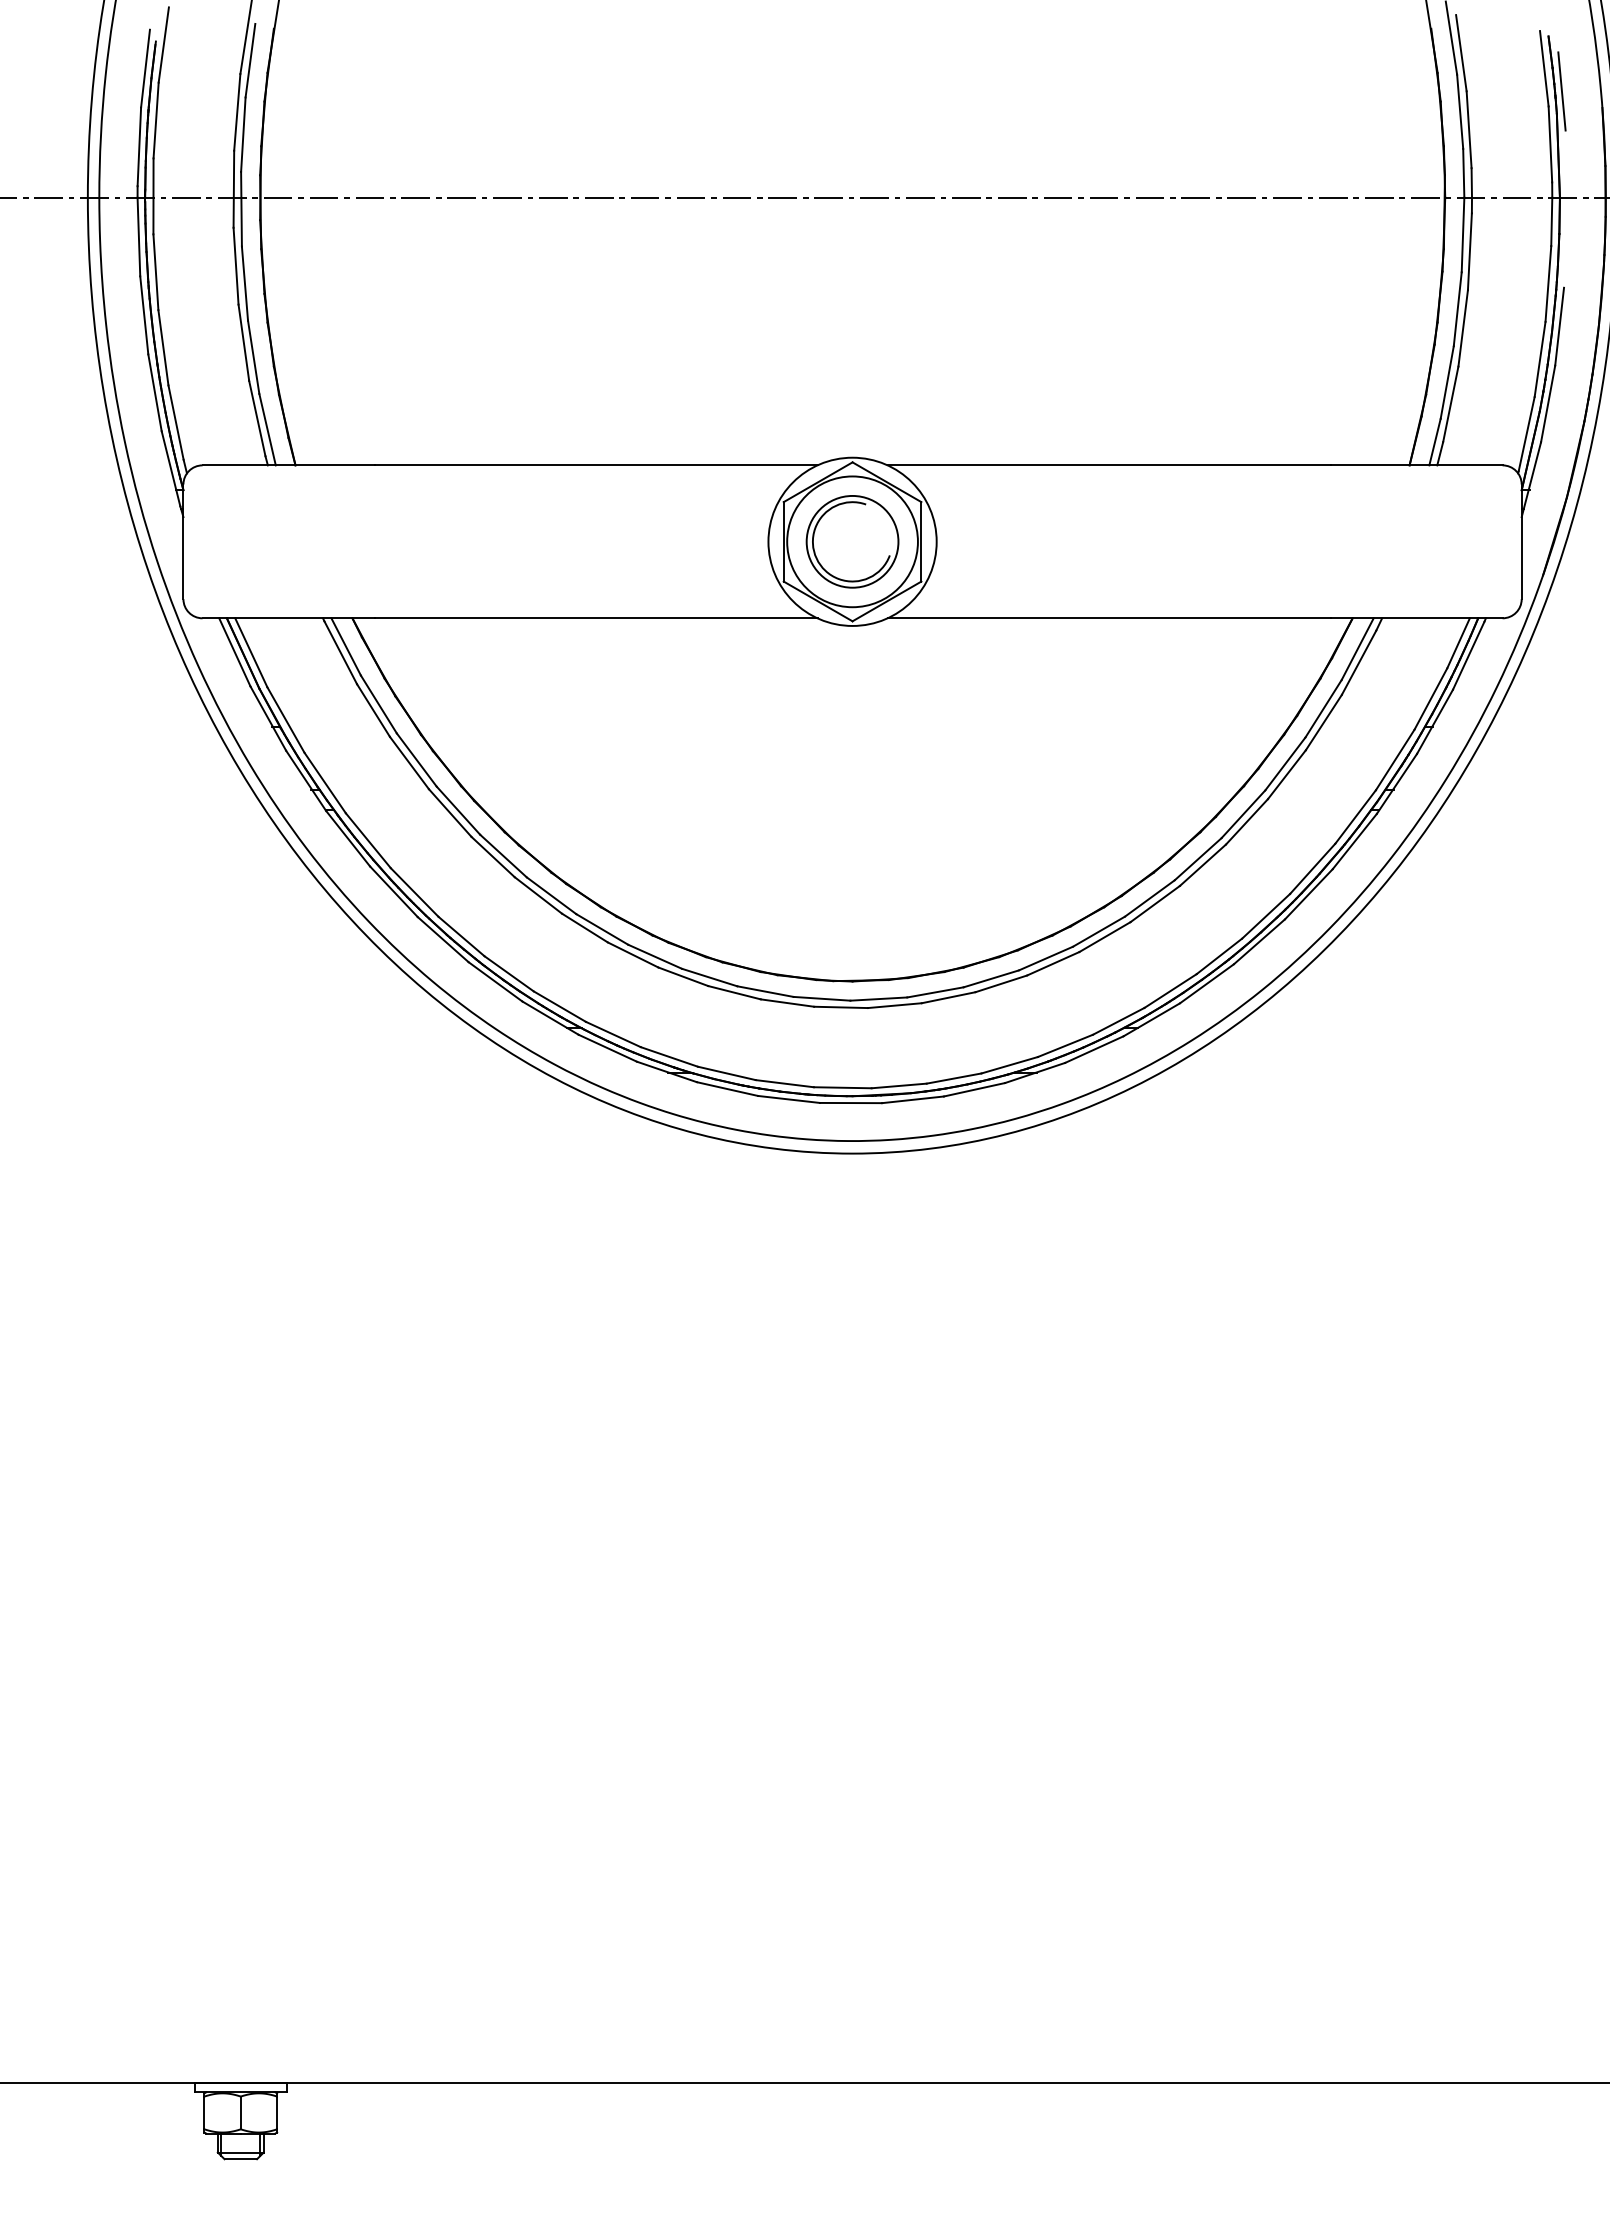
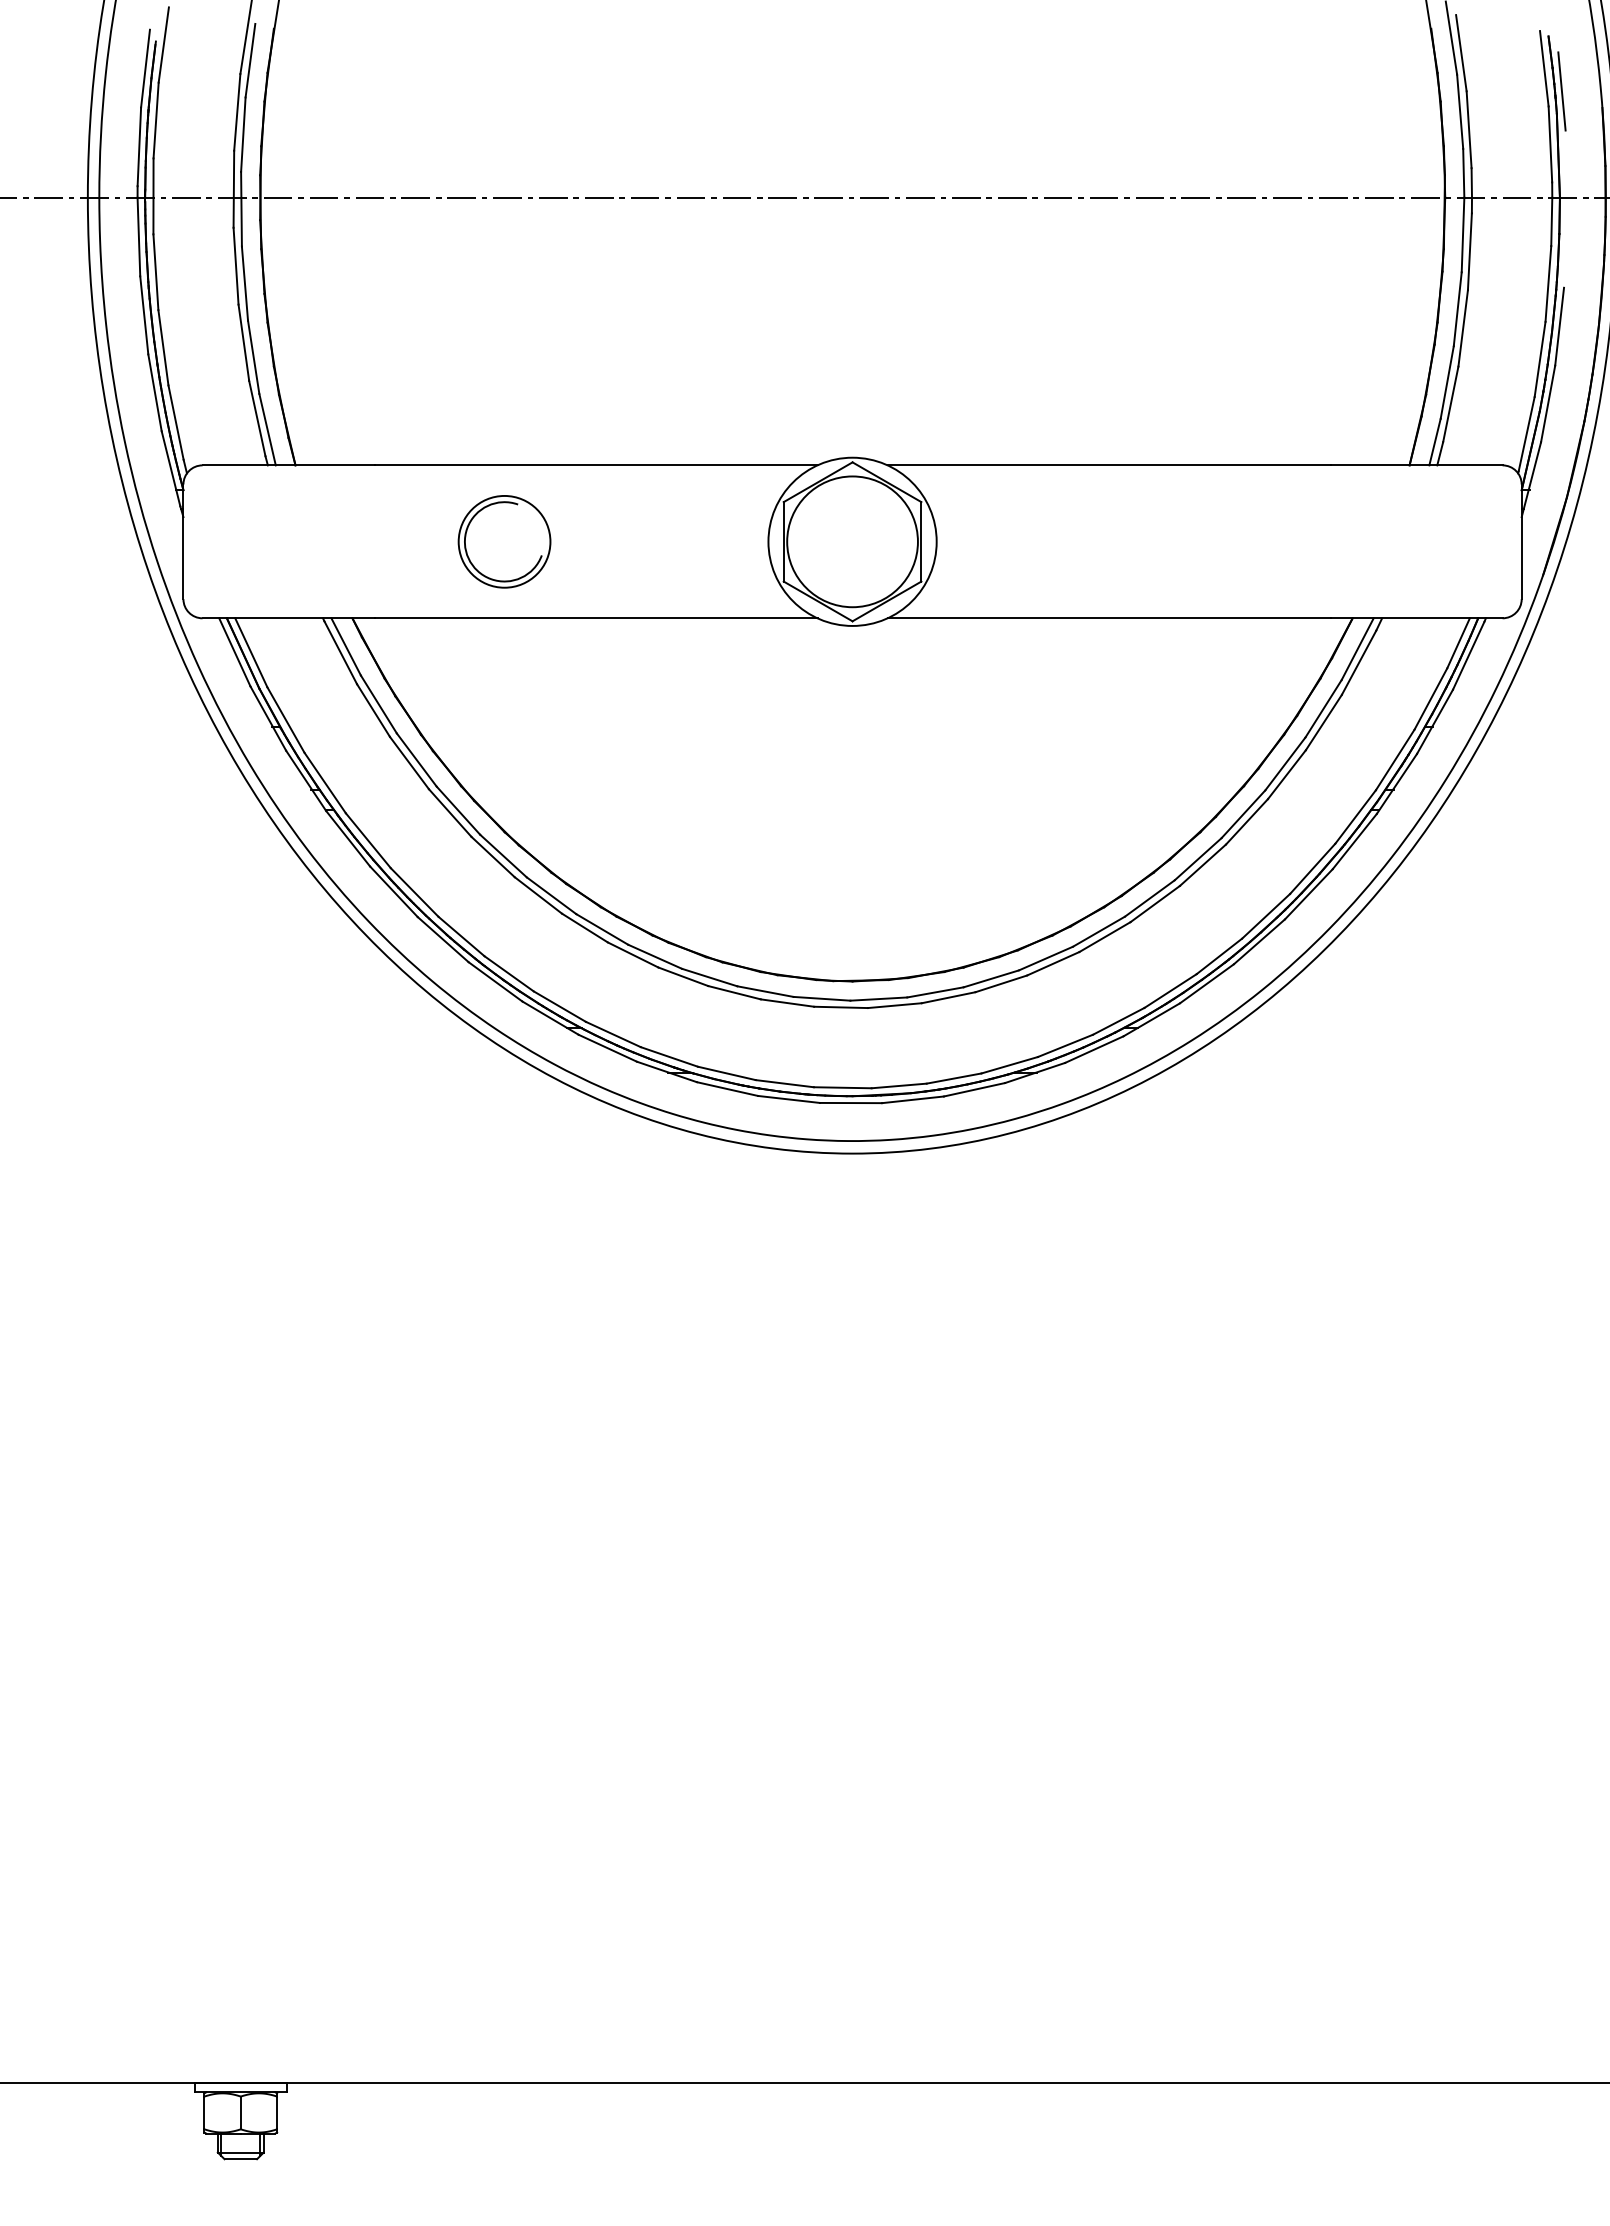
part position: (852, 541) -> (504, 541) (504, 541)
